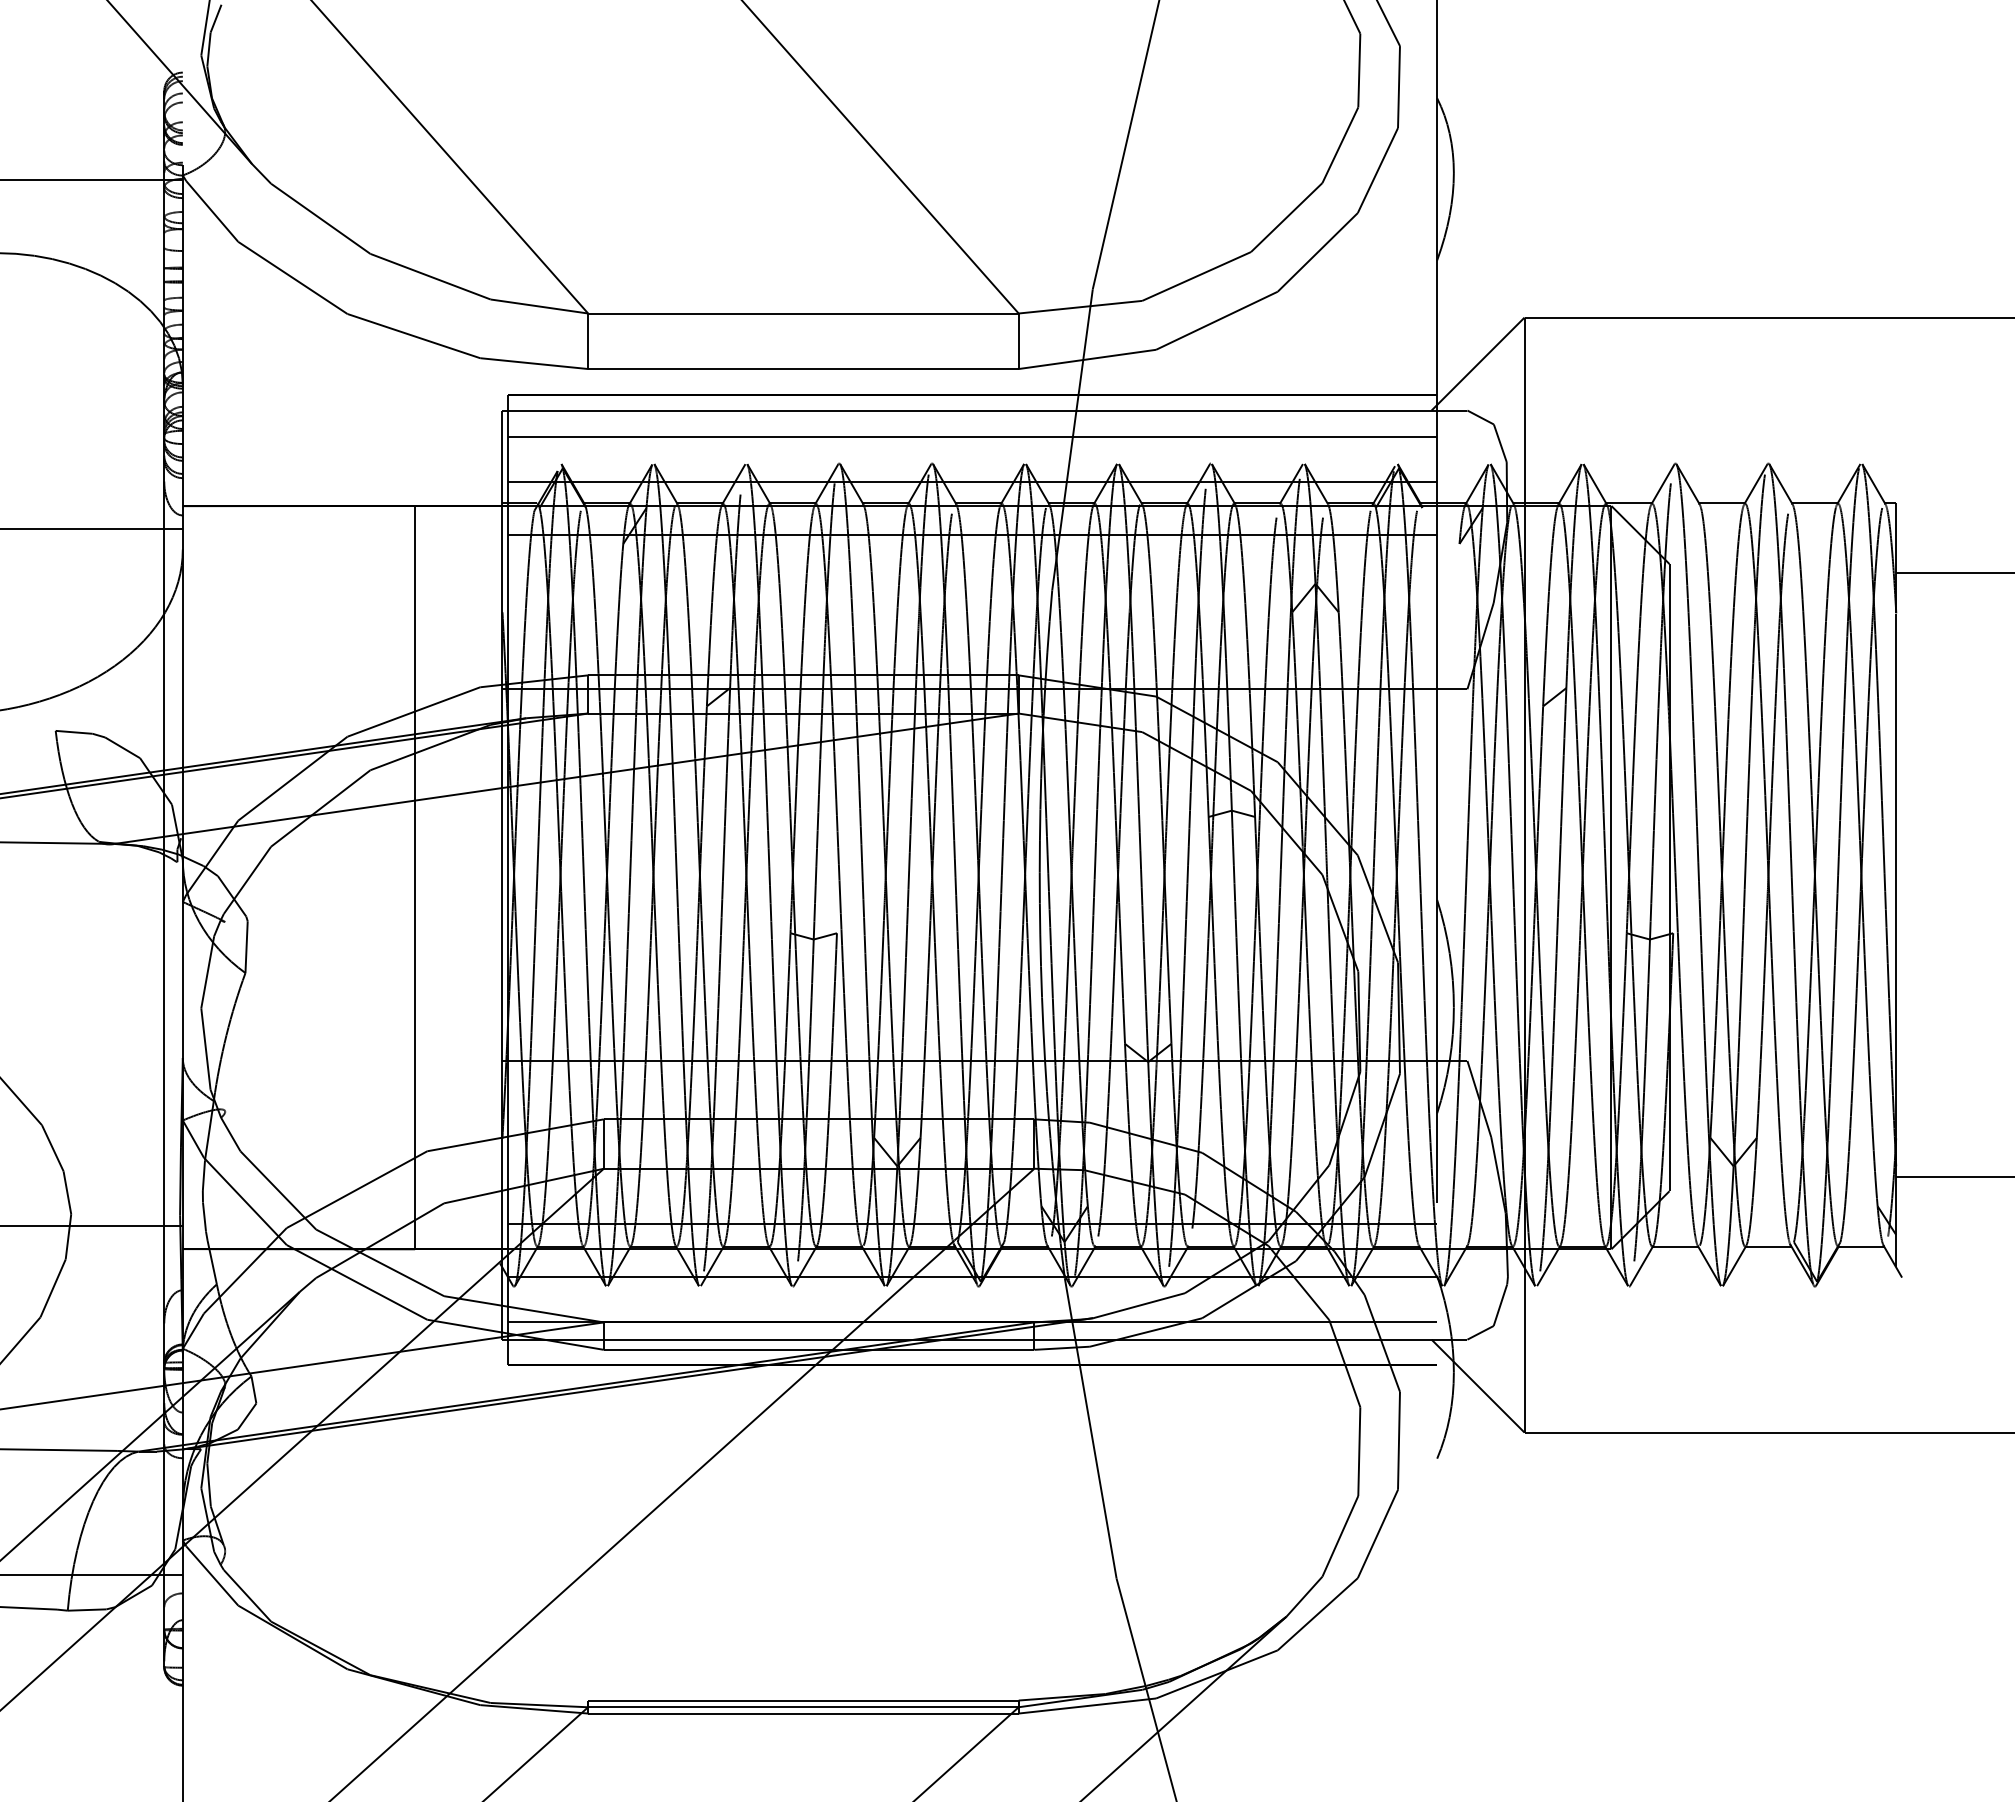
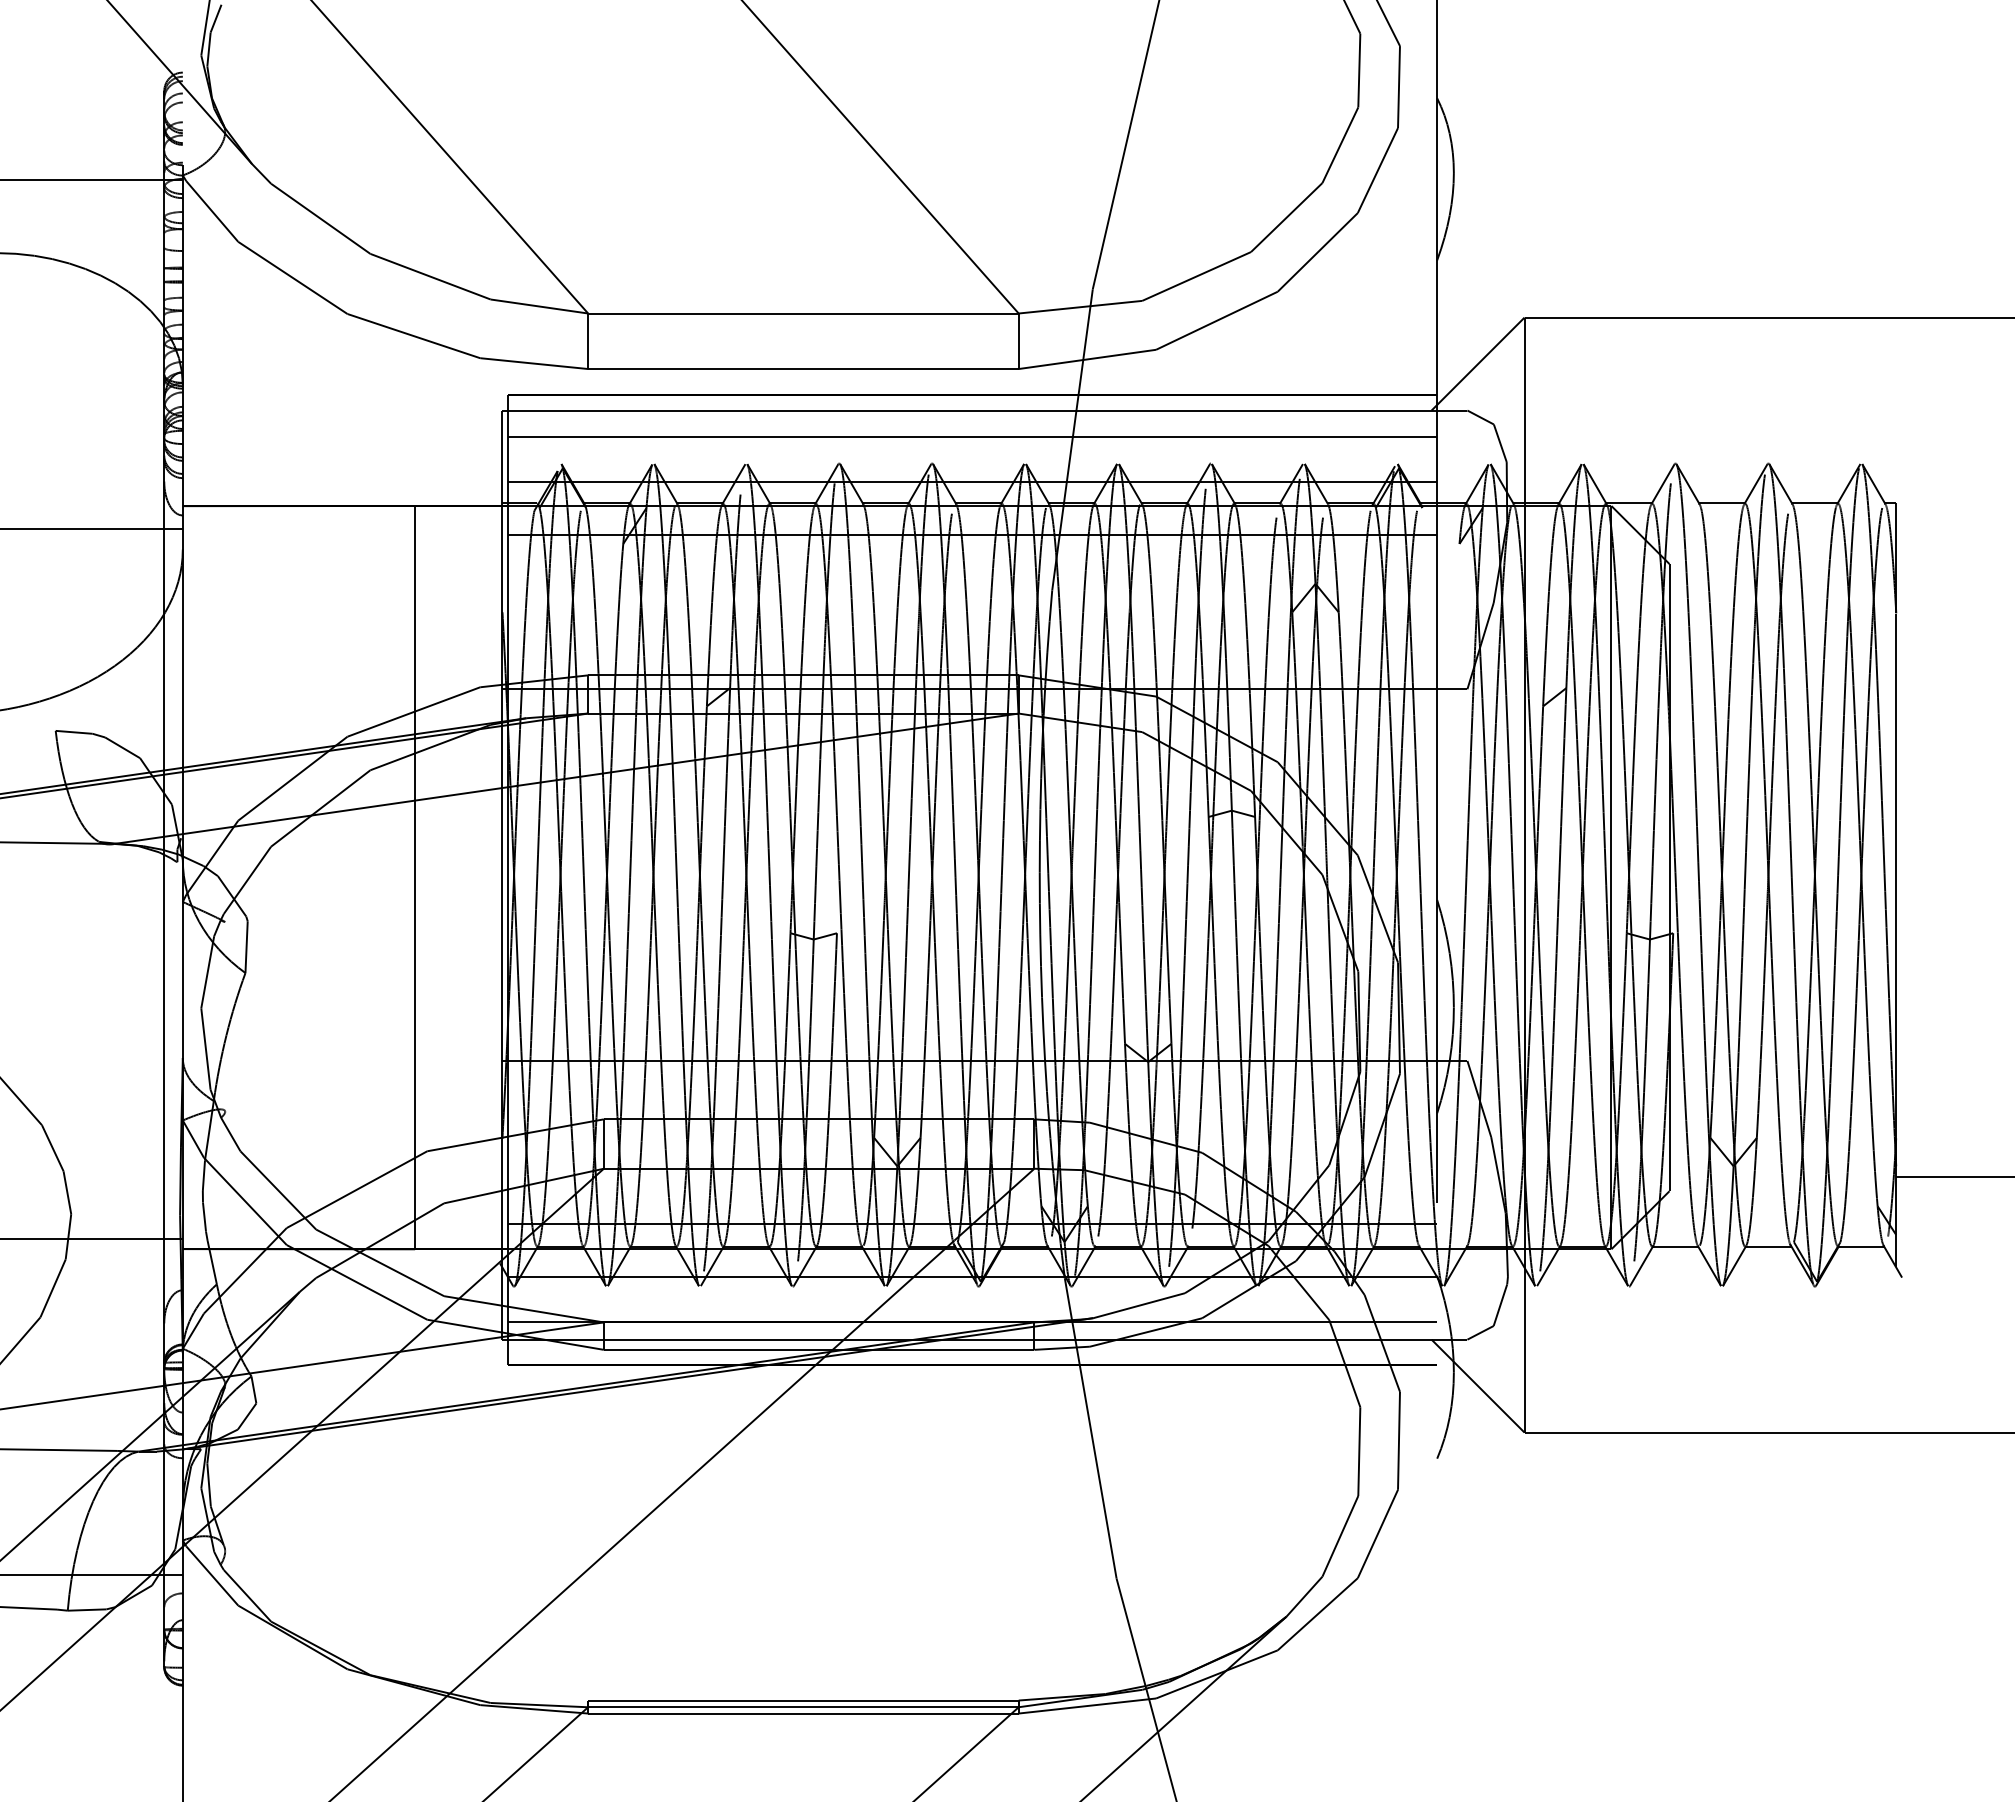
line: present -> none (1953, 573)
line position: (92, 1226) -> (92, 1239) (92, 1239)
